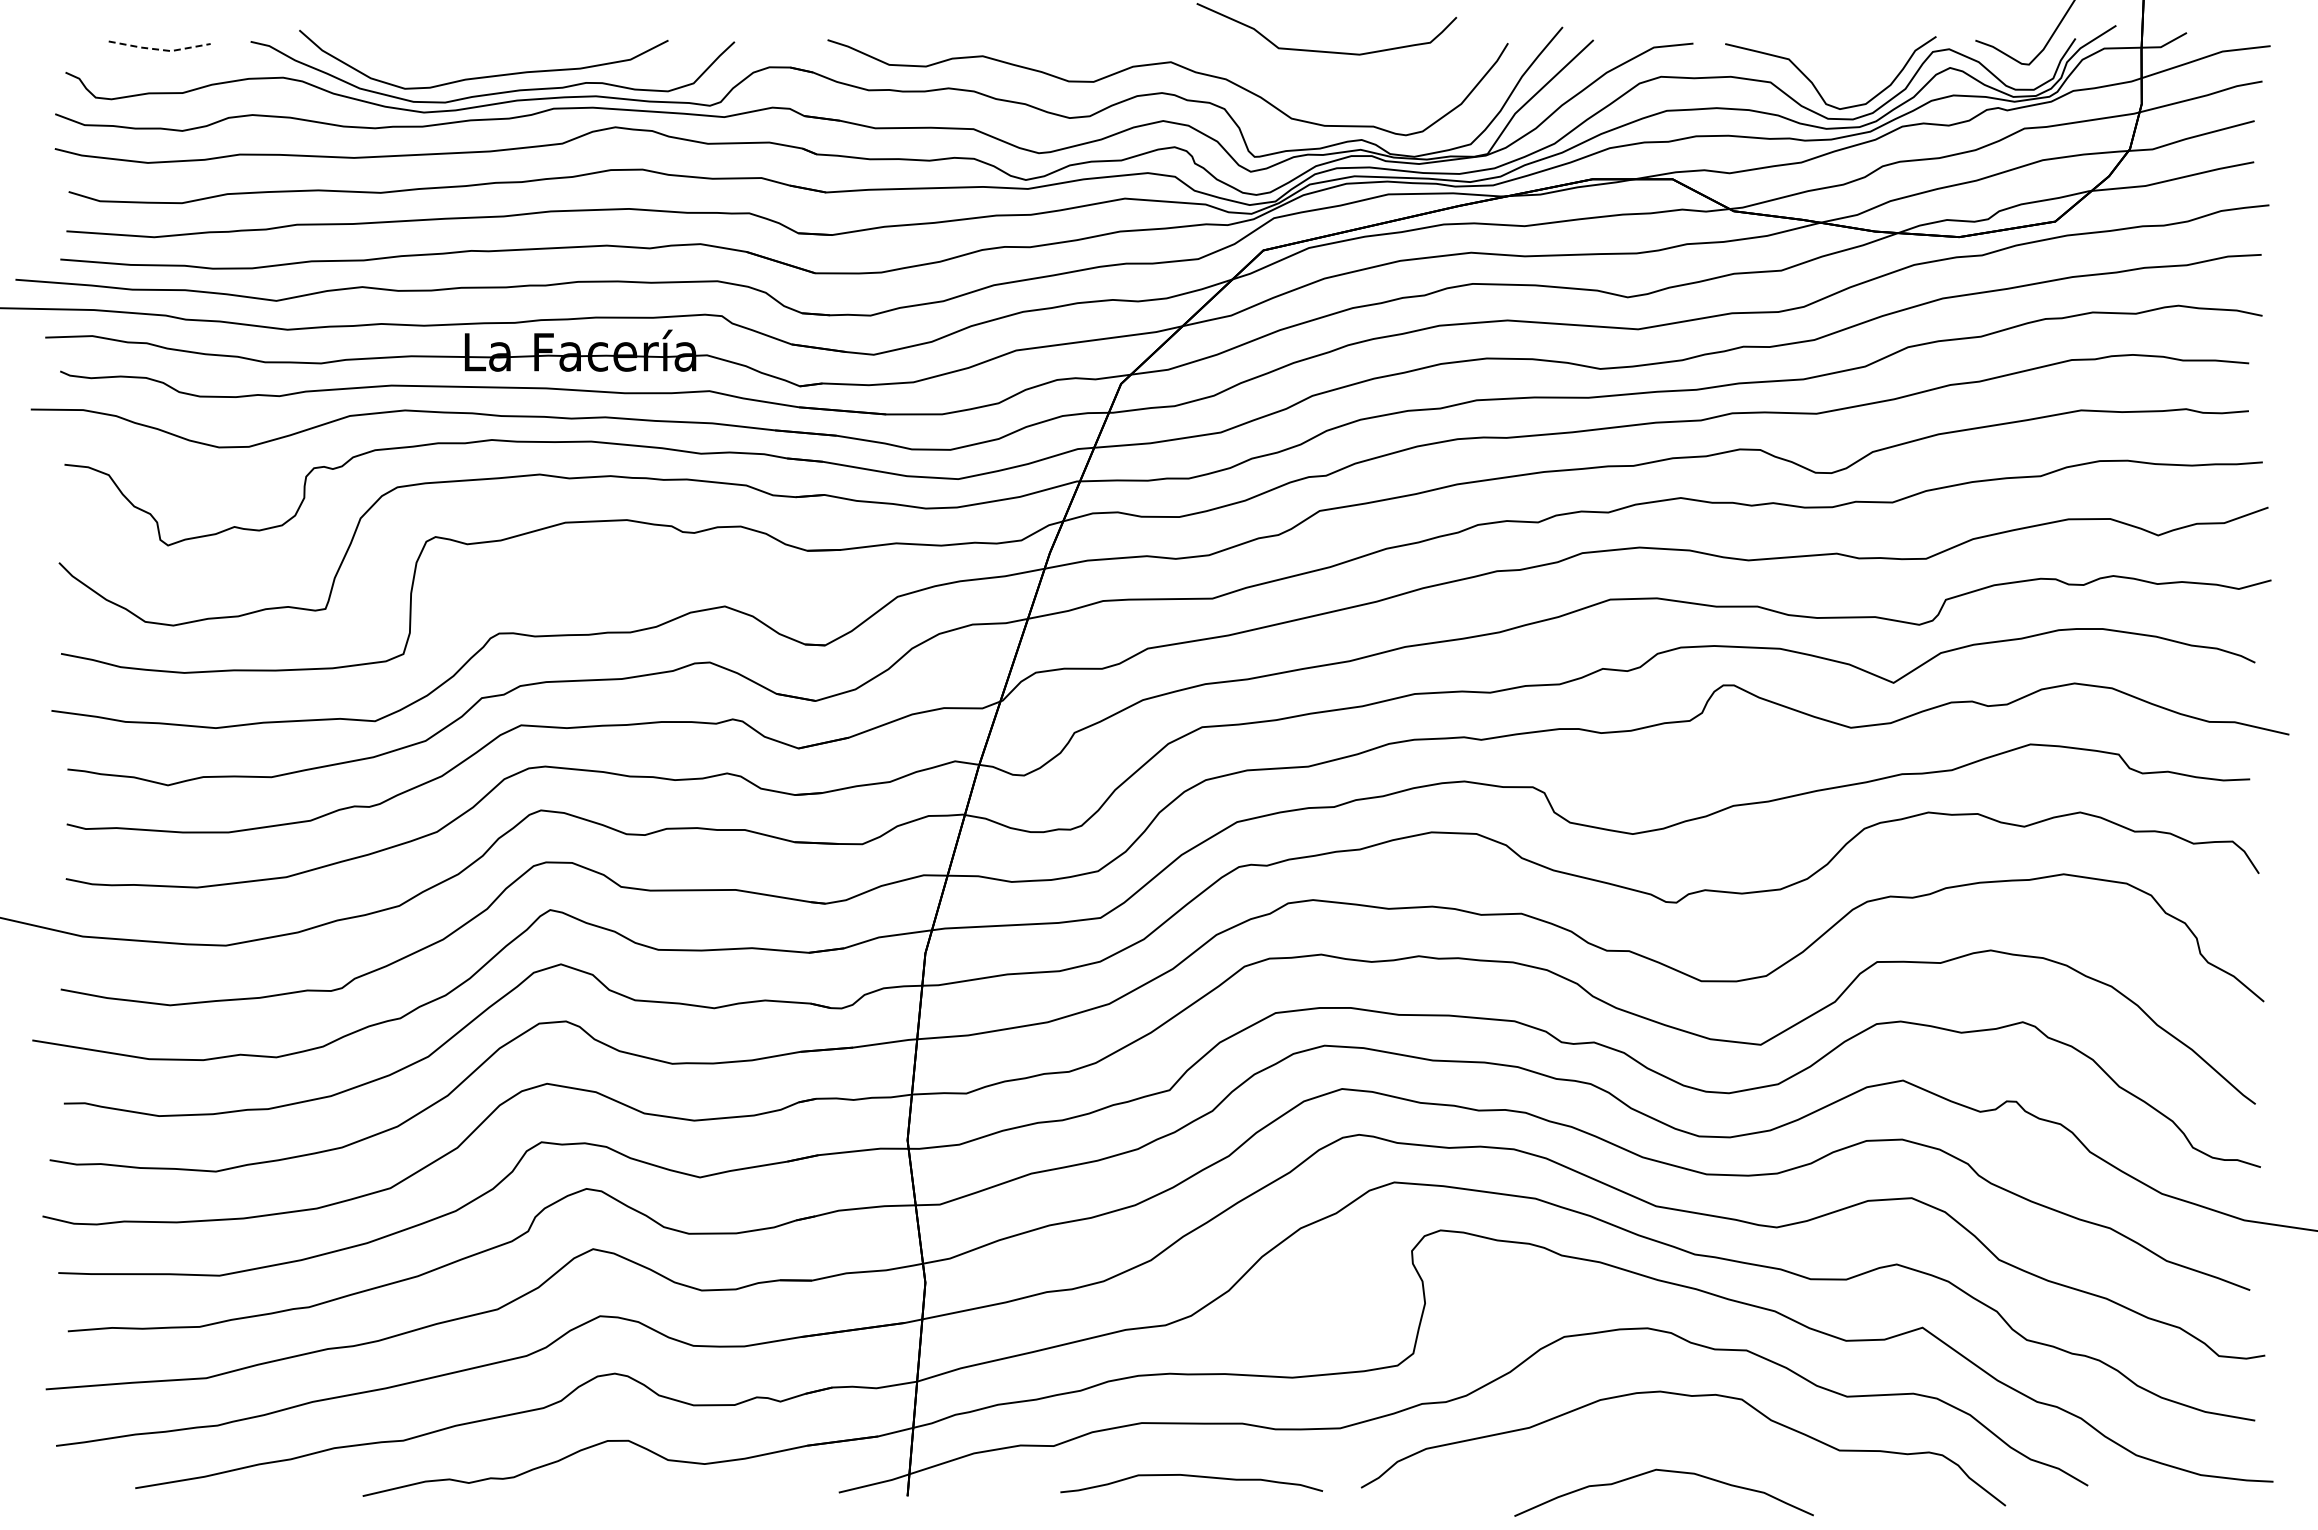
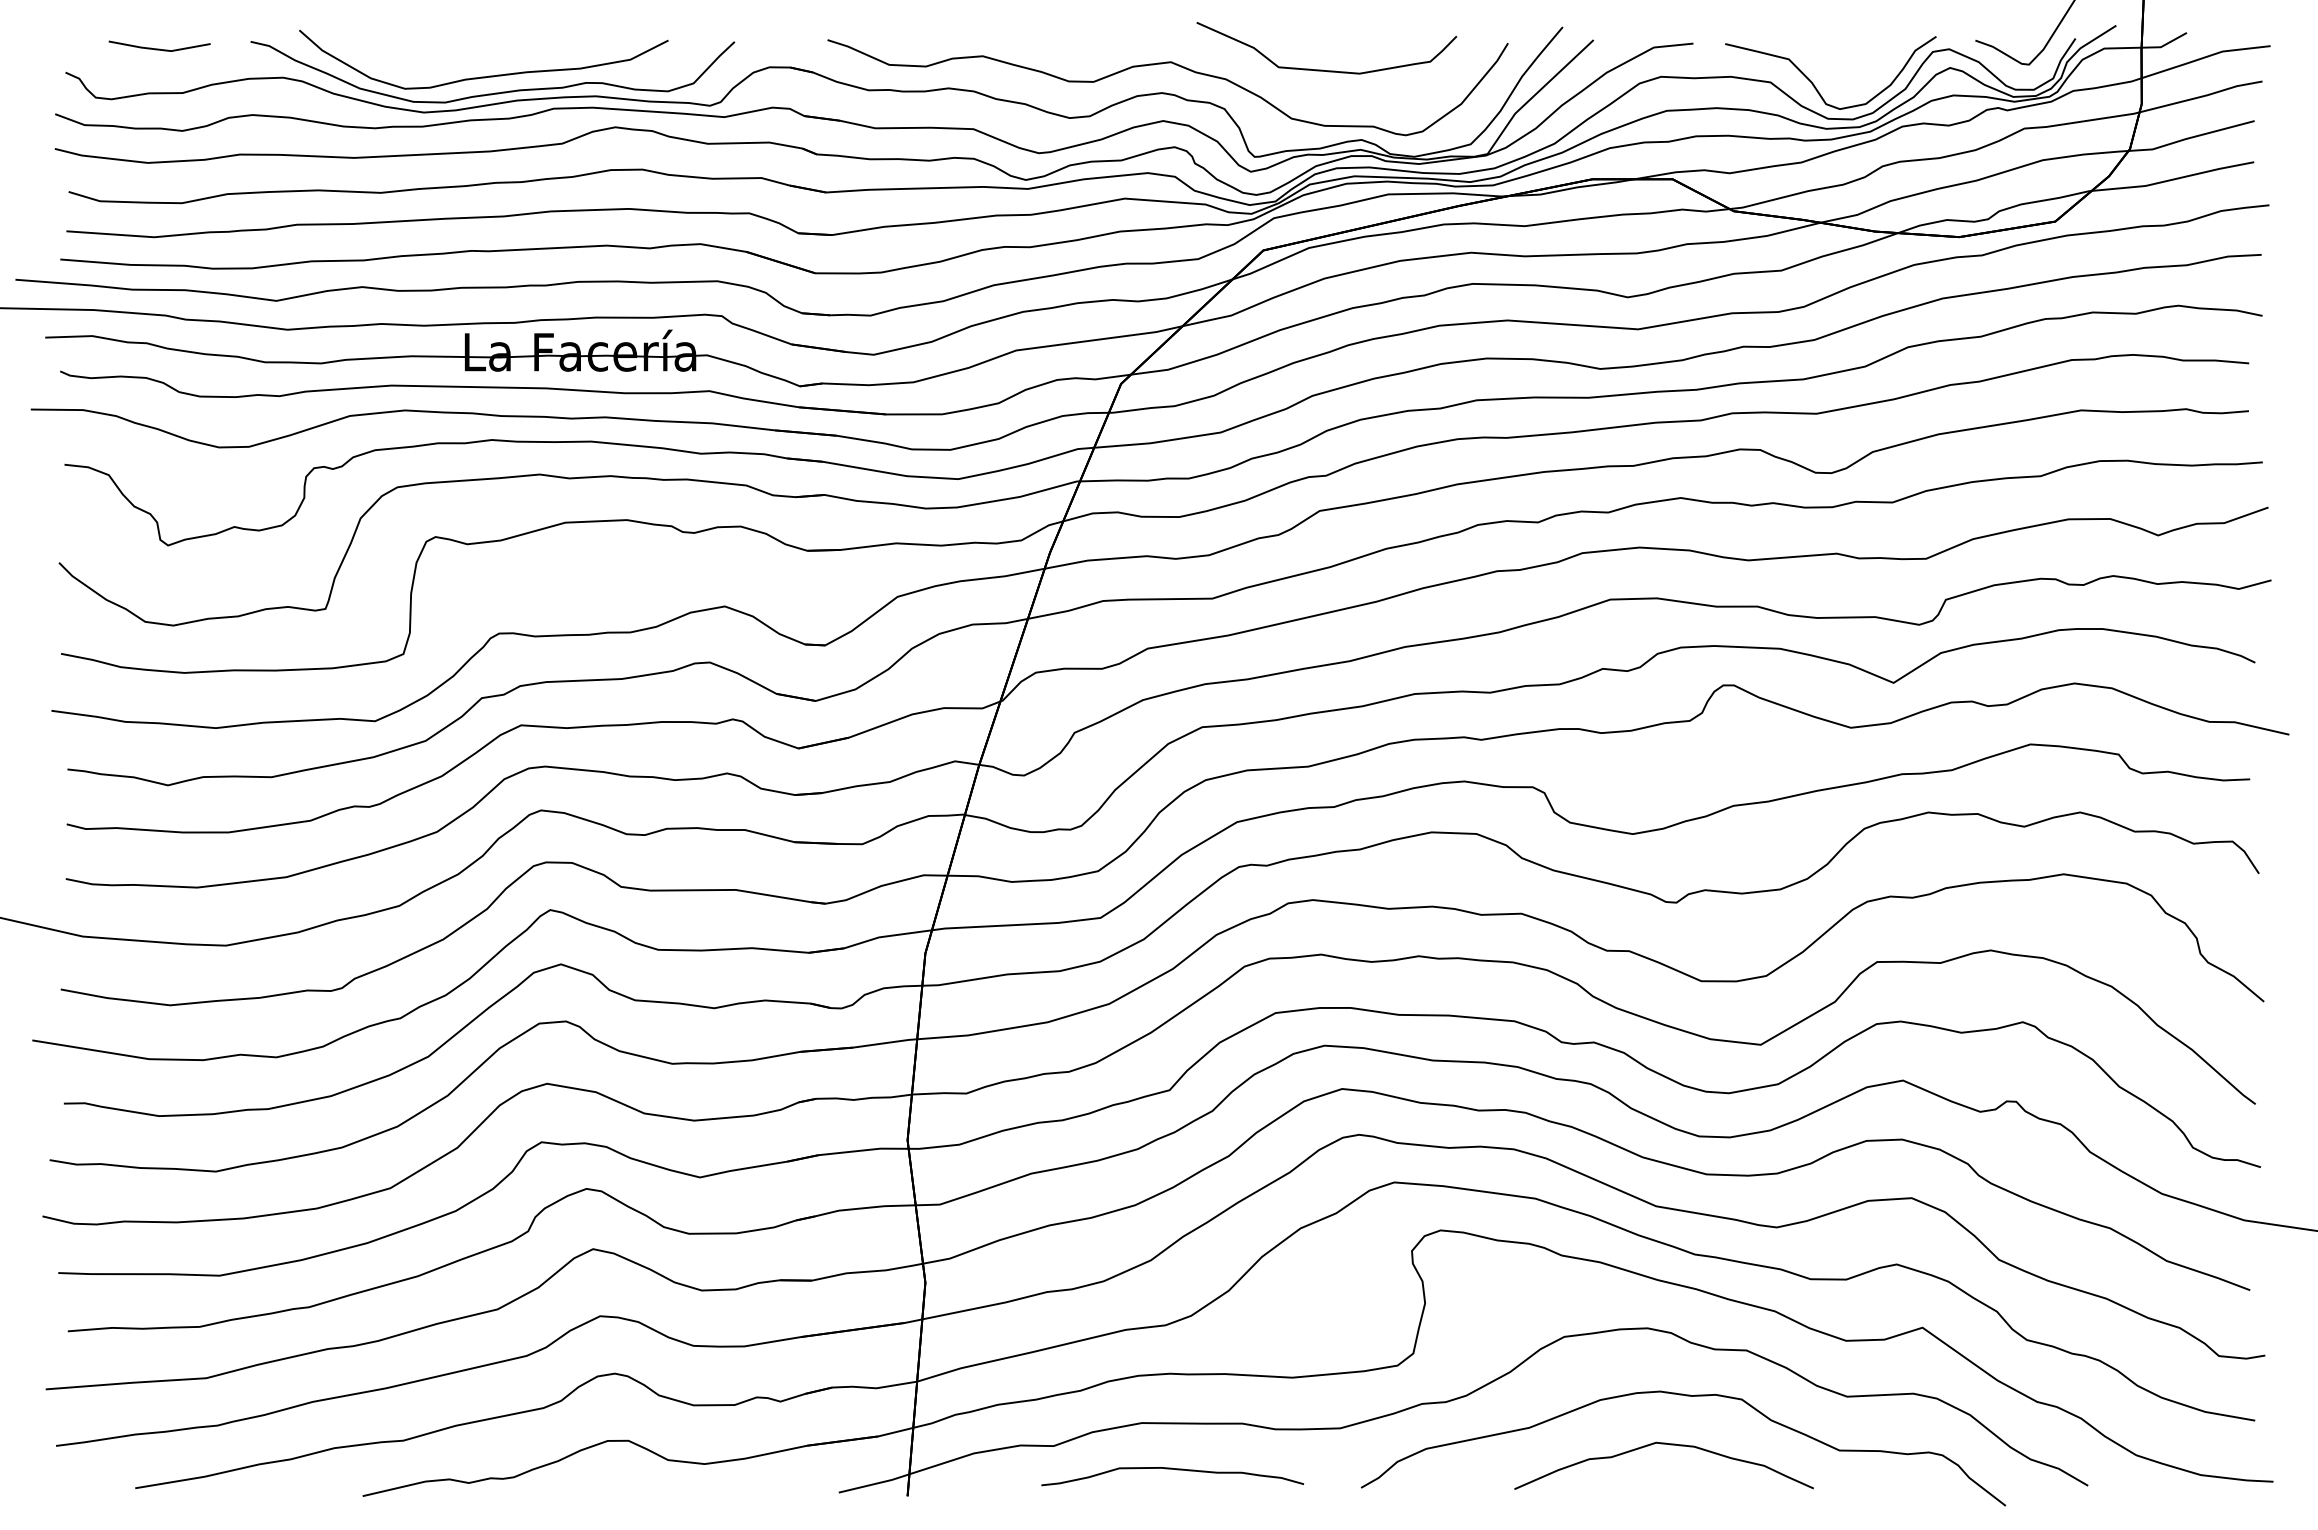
line: dashed -> solid (159, 49)
curve position: (1323, 50) -> (1323, 69) (1323, 69)
curve position: (1663, 1471) -> (1663, 1444) (1663, 1444)
curve position: (1191, 1476) -> (1172, 1469) (1172, 1469)
